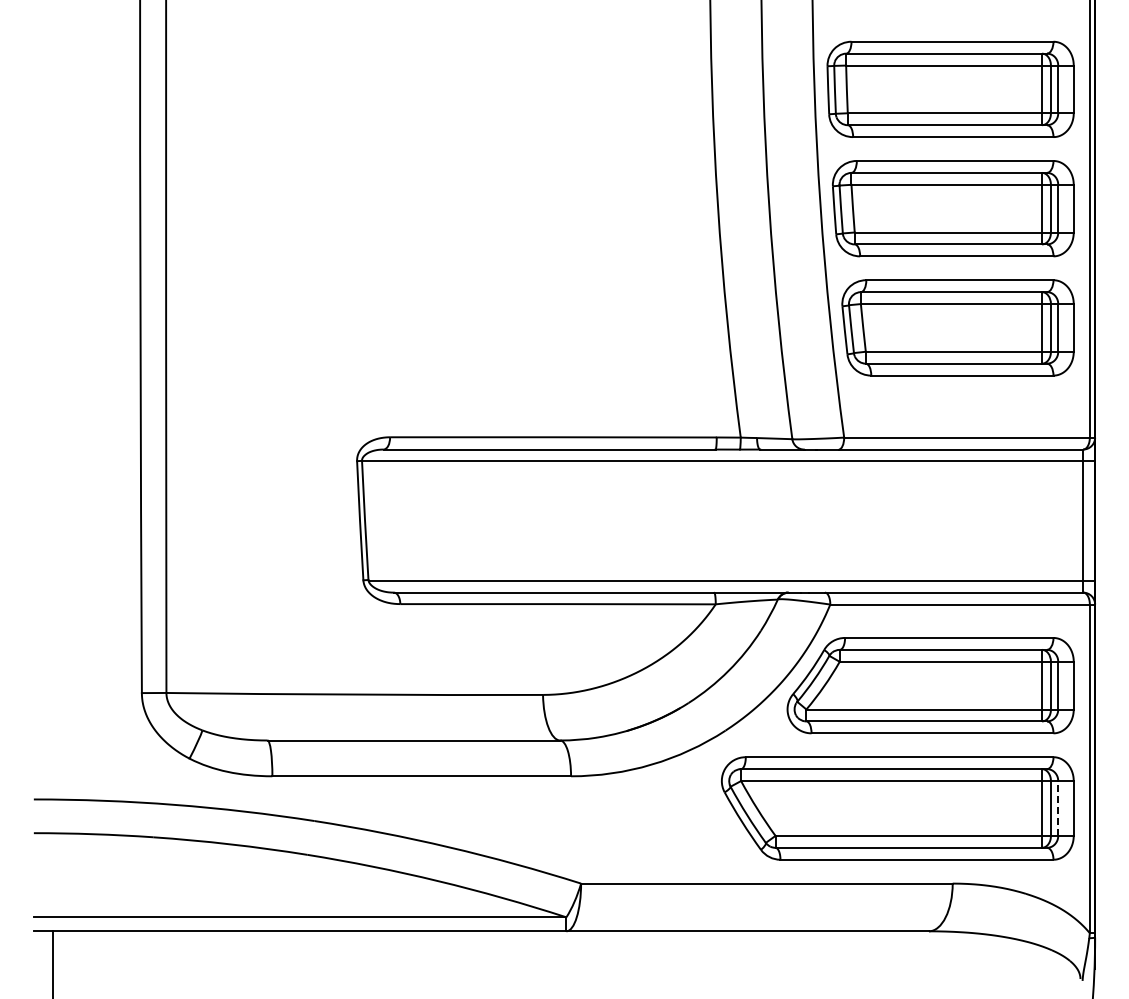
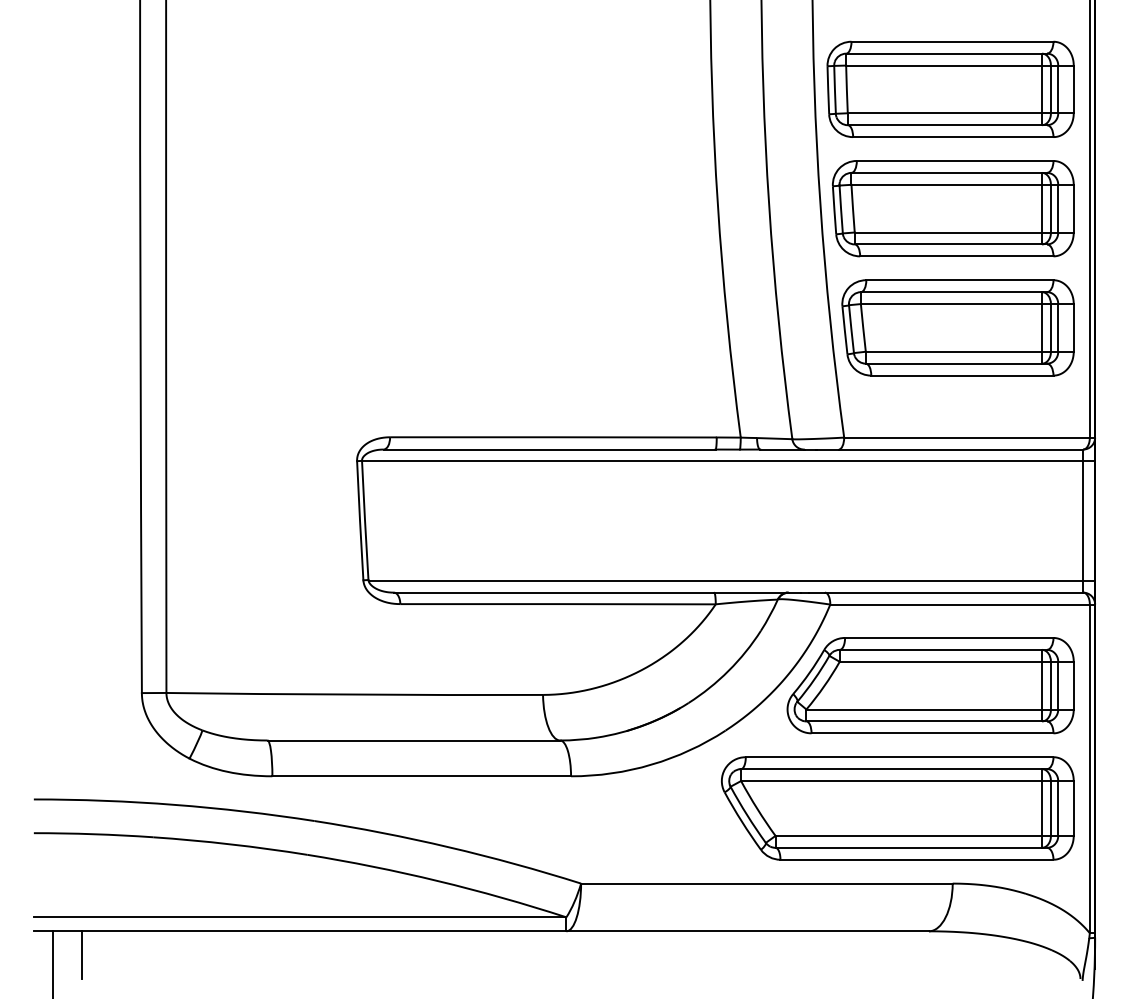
line: dashed -> solid (1058, 807)
line: none -> present (81, 954)
